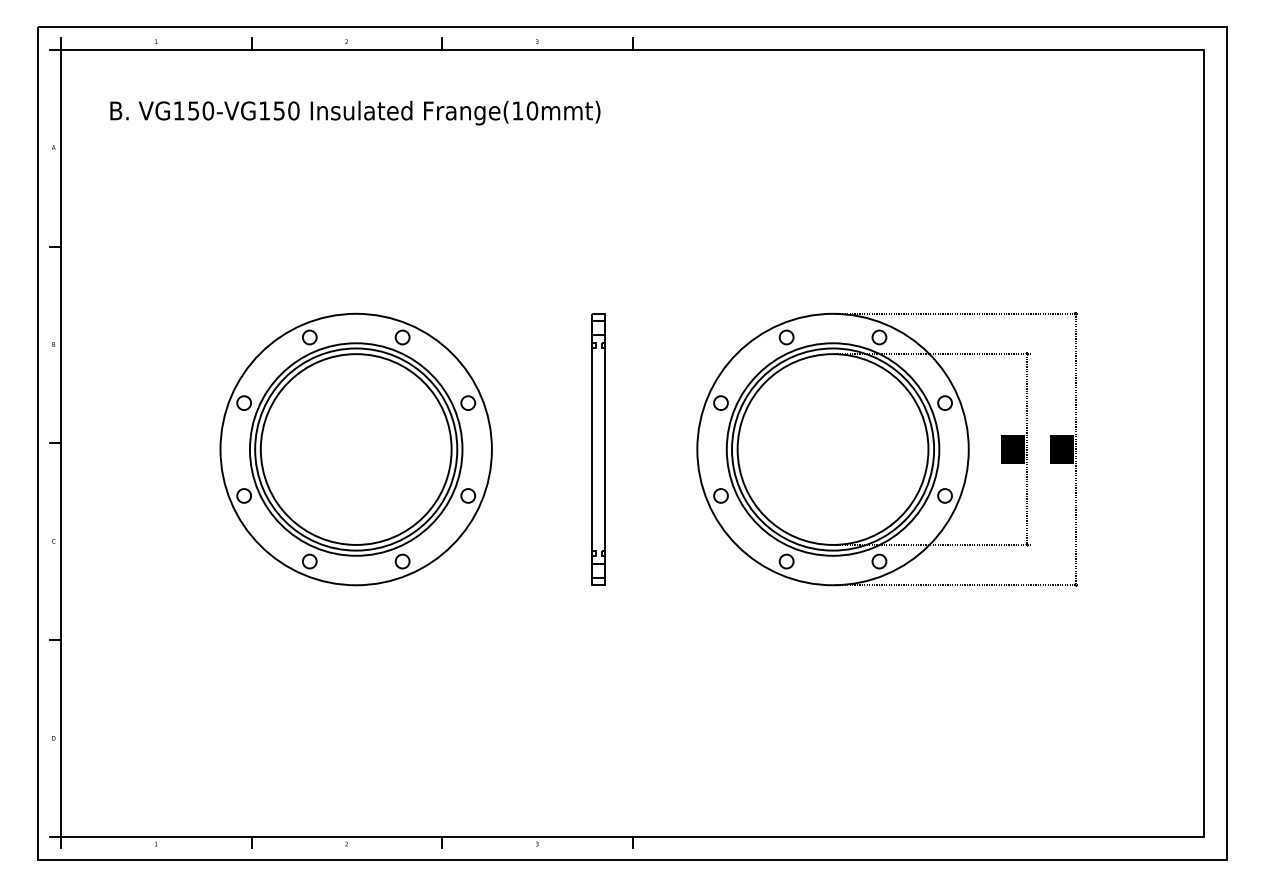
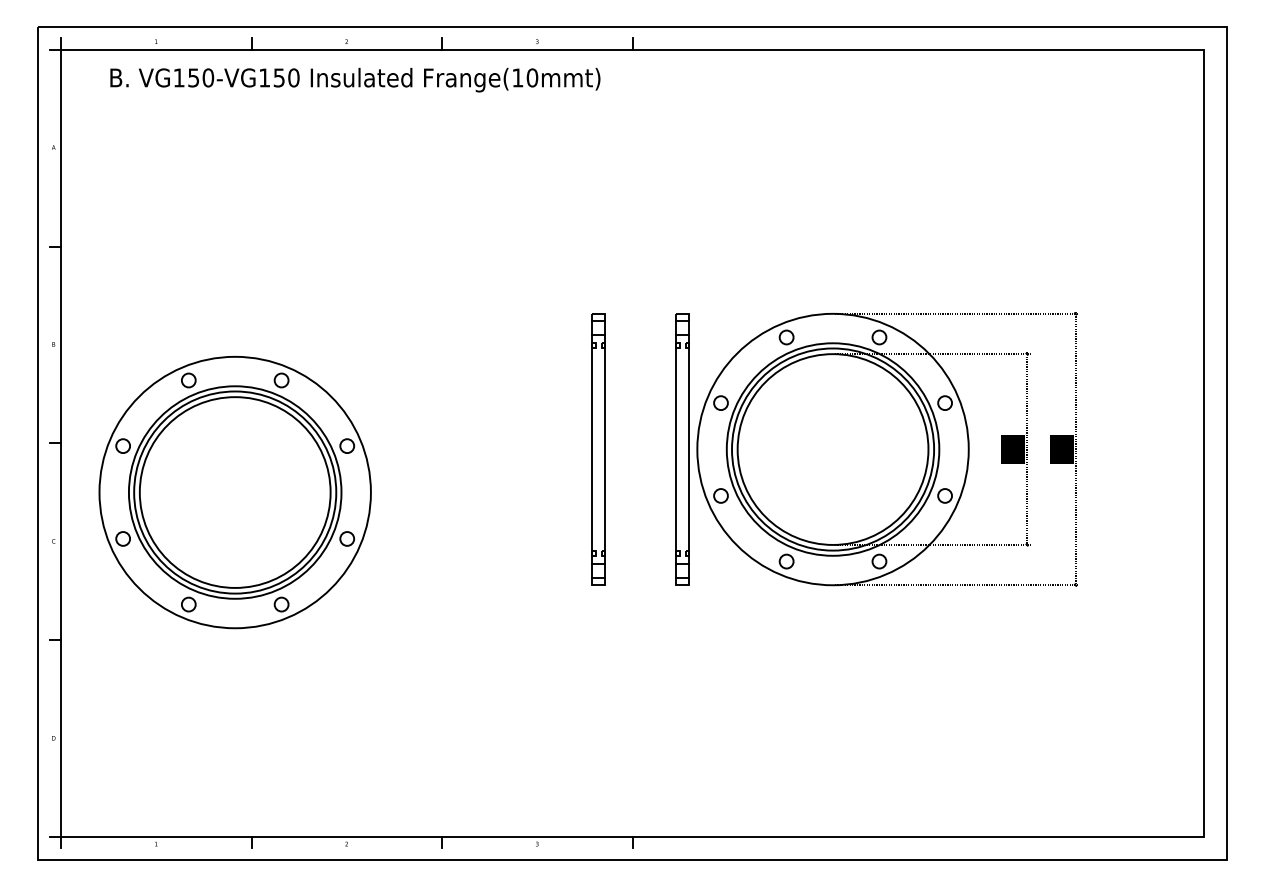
text position: (355, 112) -> (355, 79) (355, 79)
part position: (355, 449) -> (234, 492) (234, 492)
part: none -> present (682, 449)
